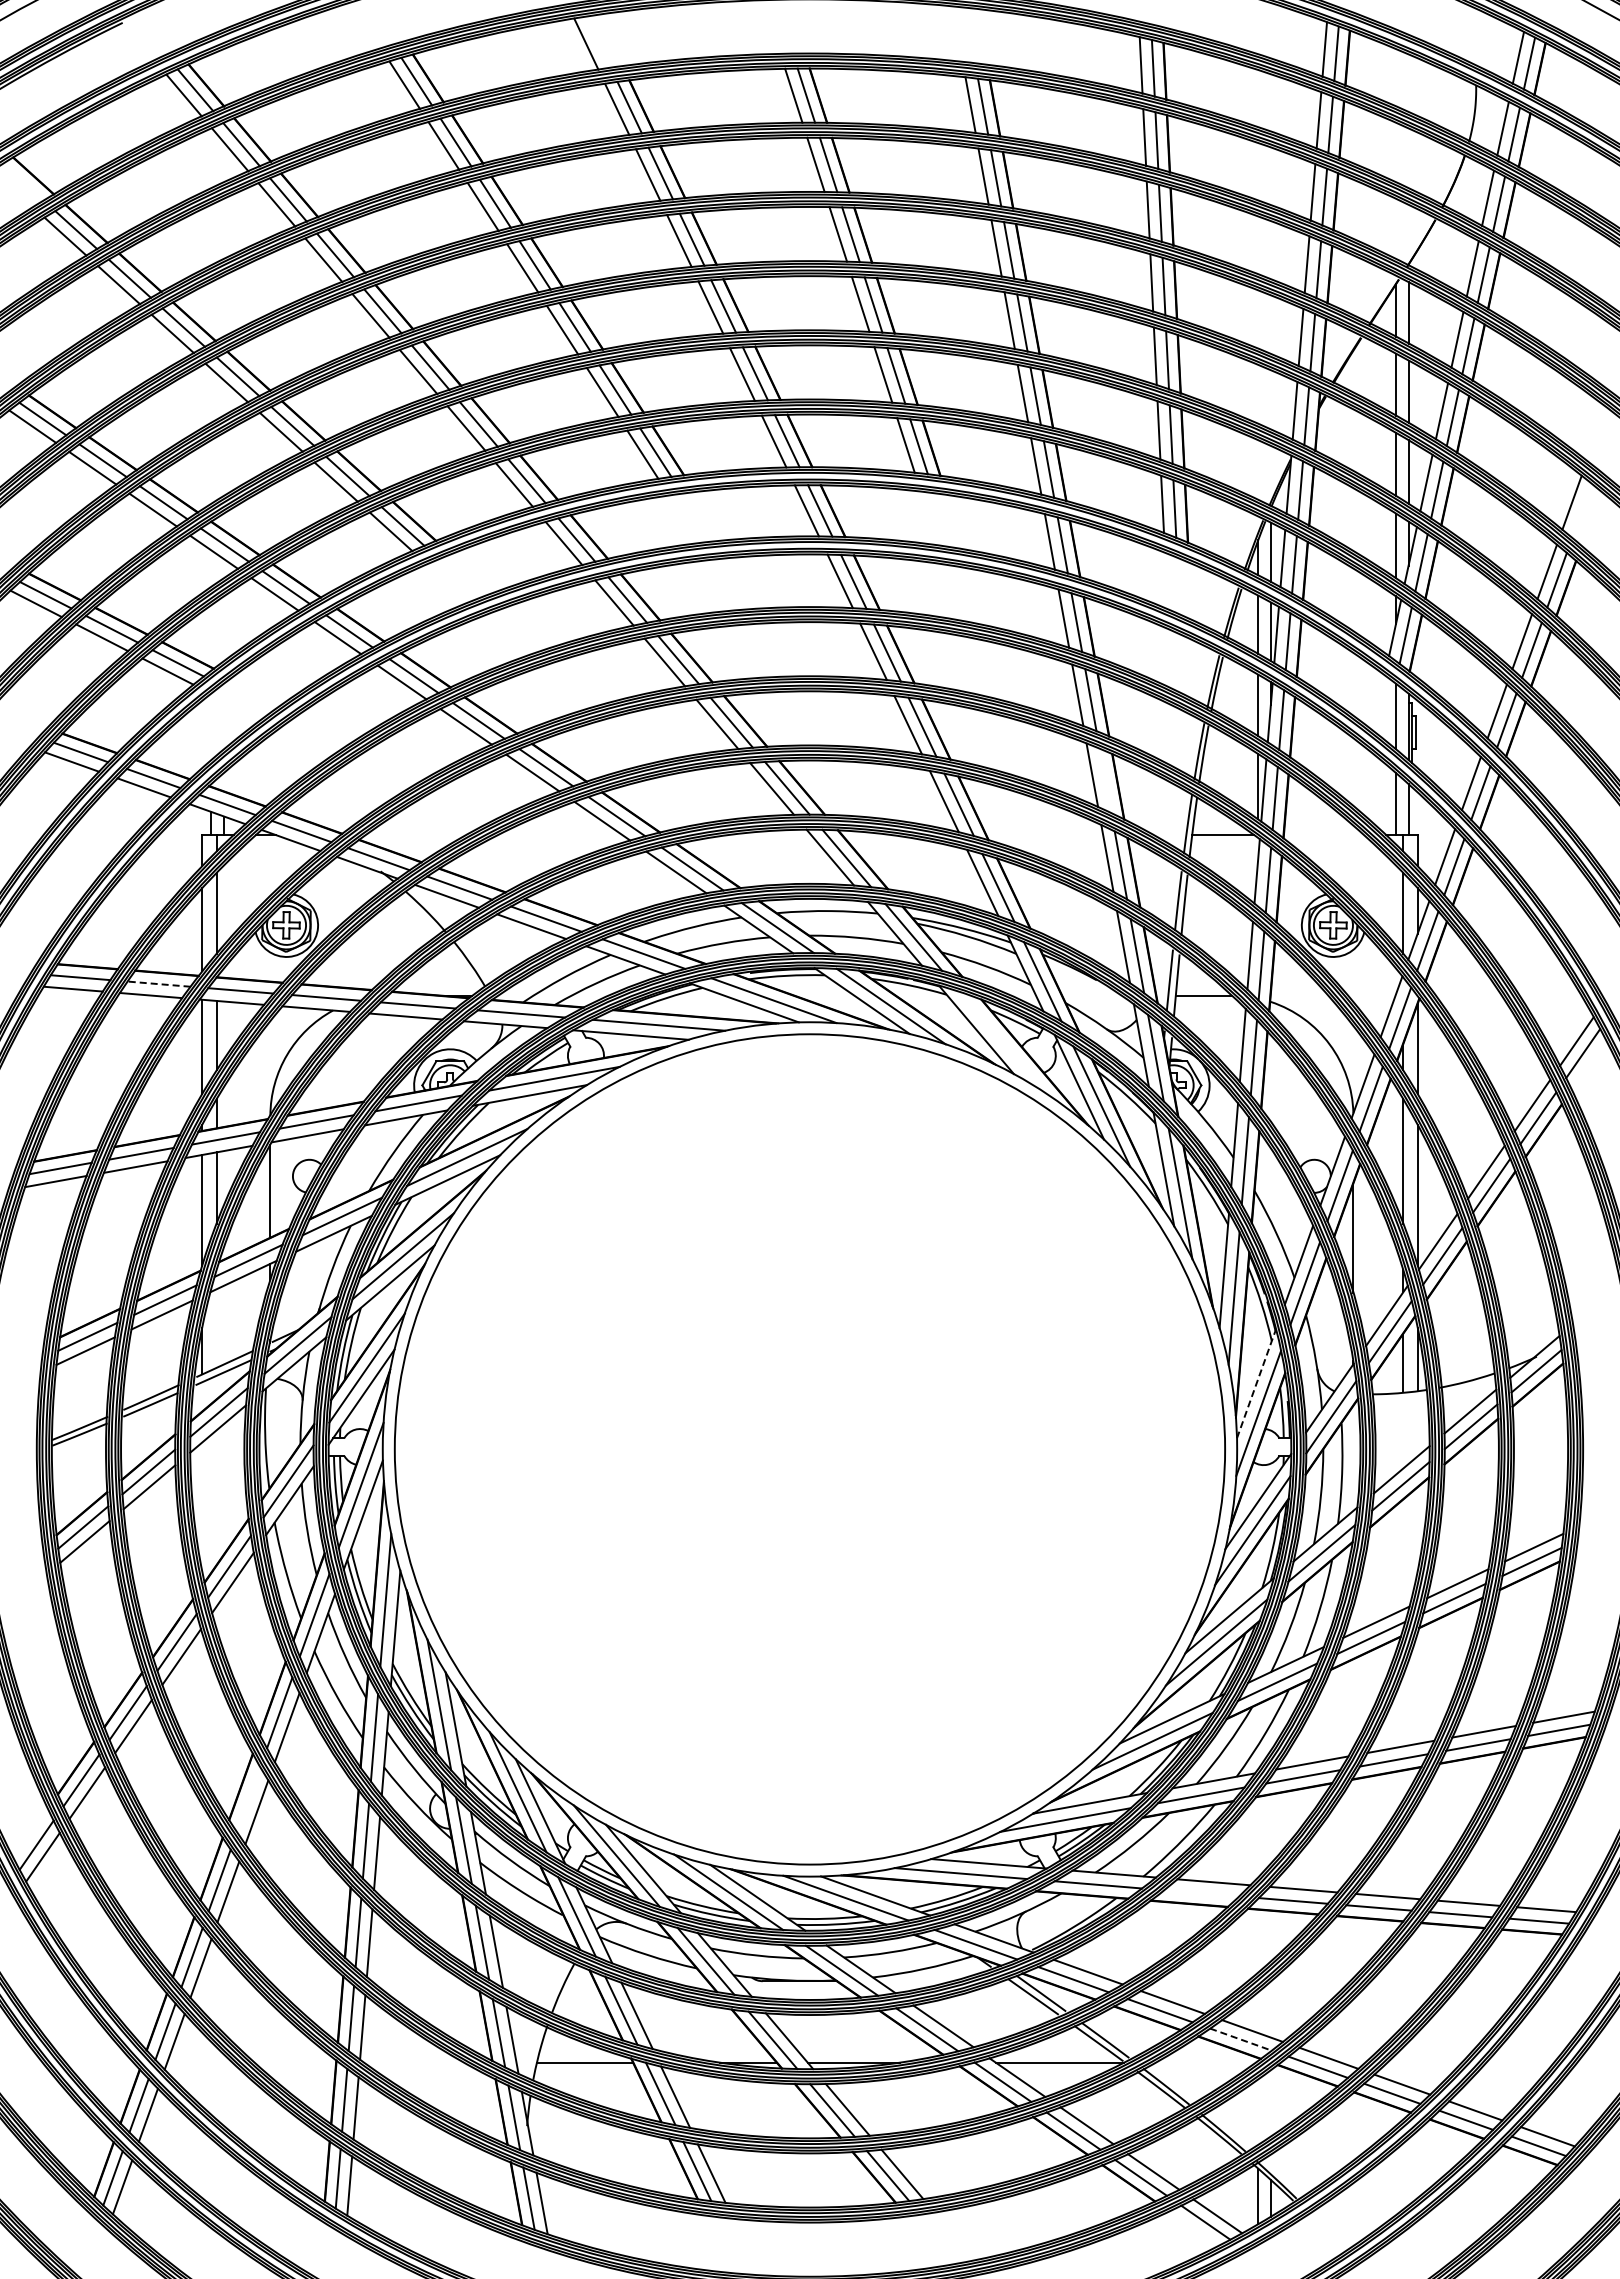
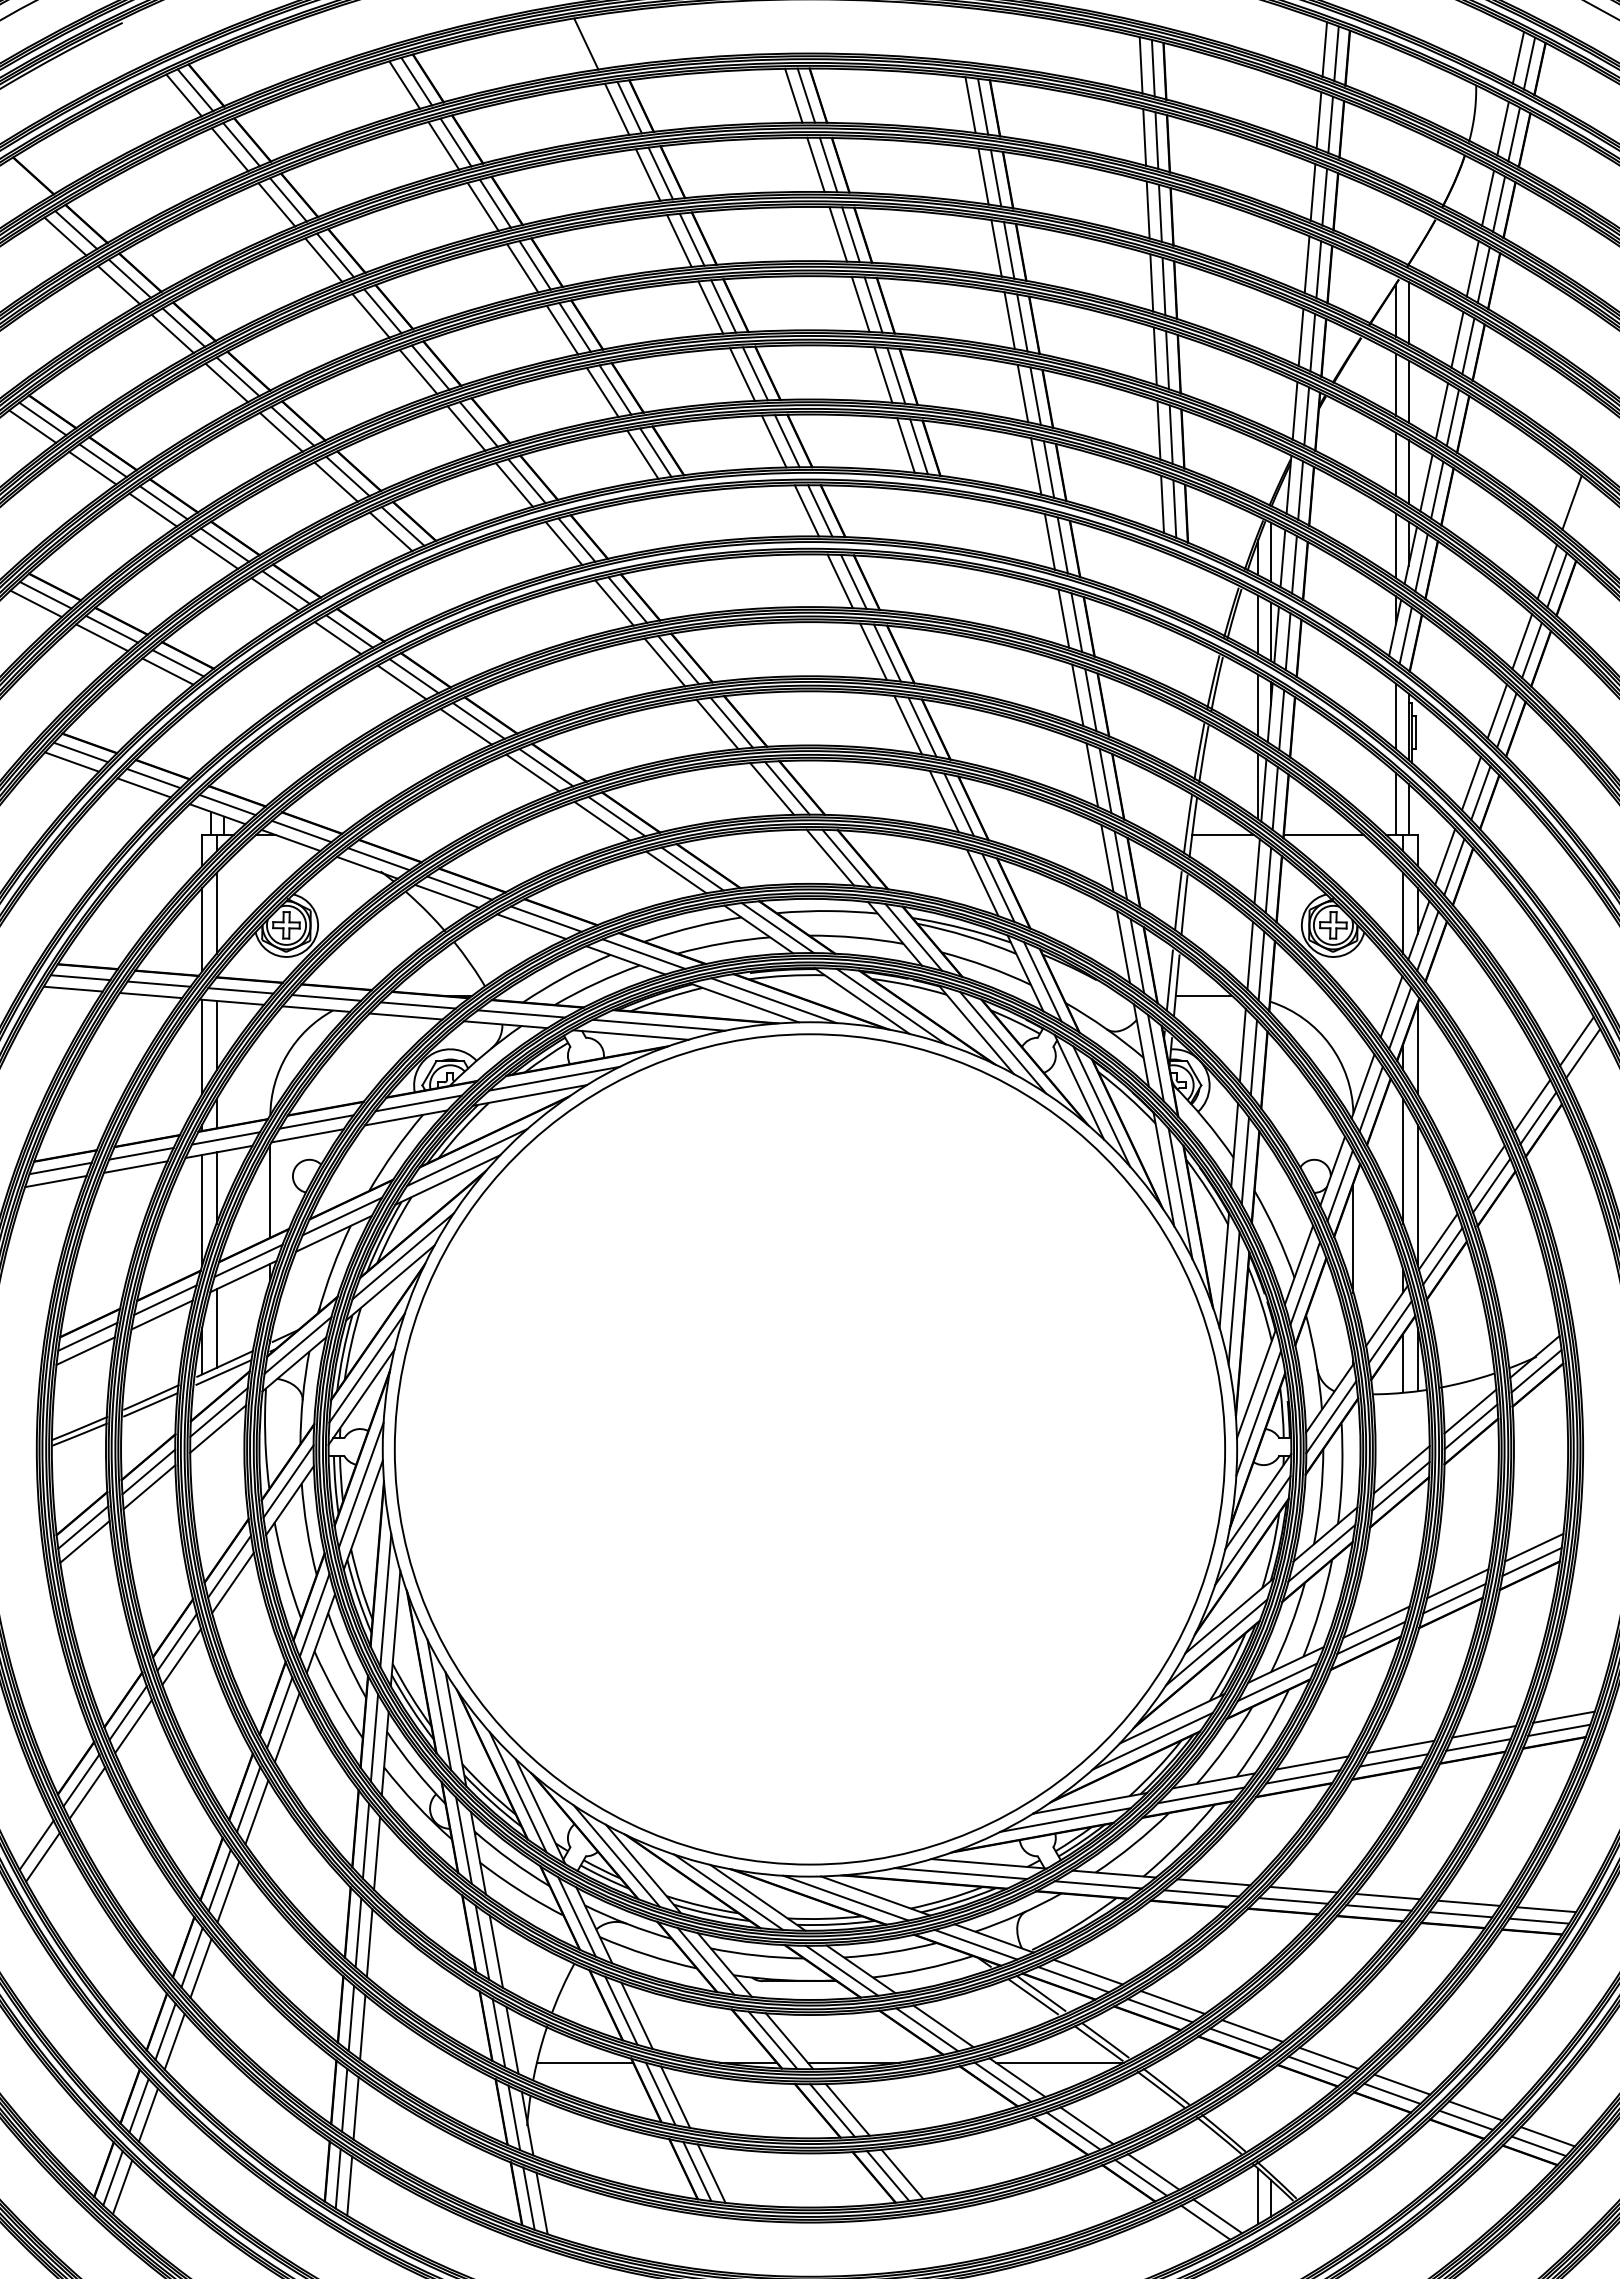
line: none -> present (1105, 780)
line: none -> present (1323, 835)
line: dashed -> solid (159, 984)
line: none -> present (1003, 1042)
line: none -> present (216, 1328)
line: dashed -> solid (1256, 1383)
line: none -> present (248, 1799)
line: none -> present (1201, 1893)
line: dashed -> solid (1240, 2039)
